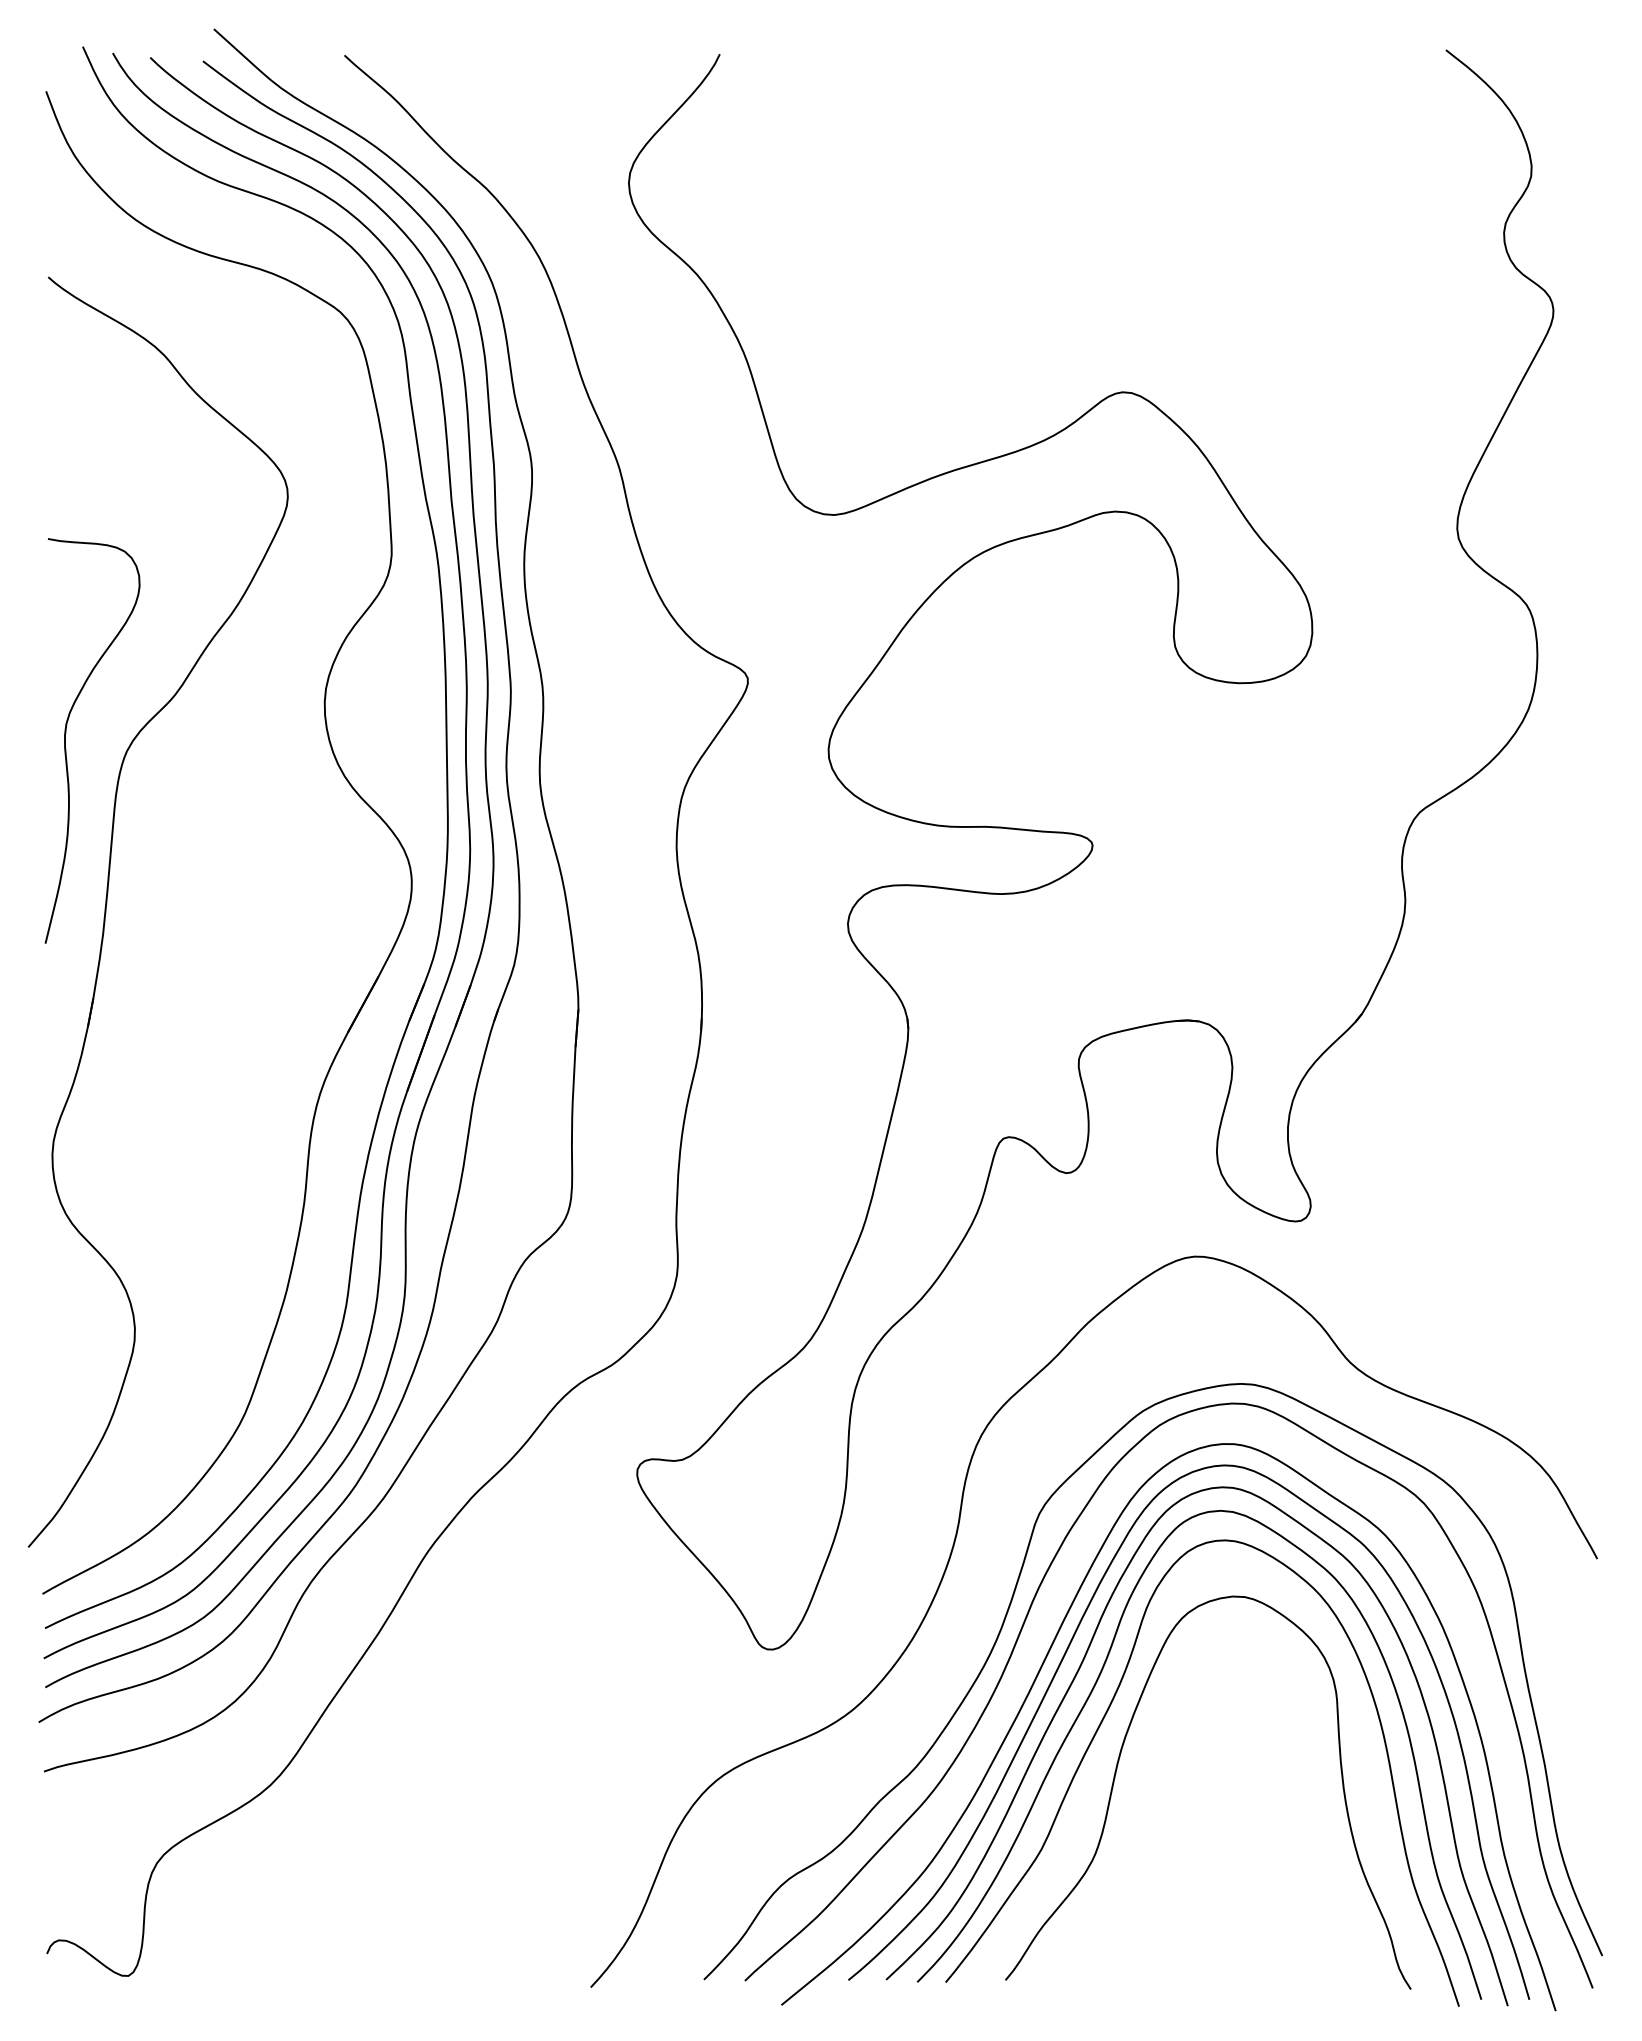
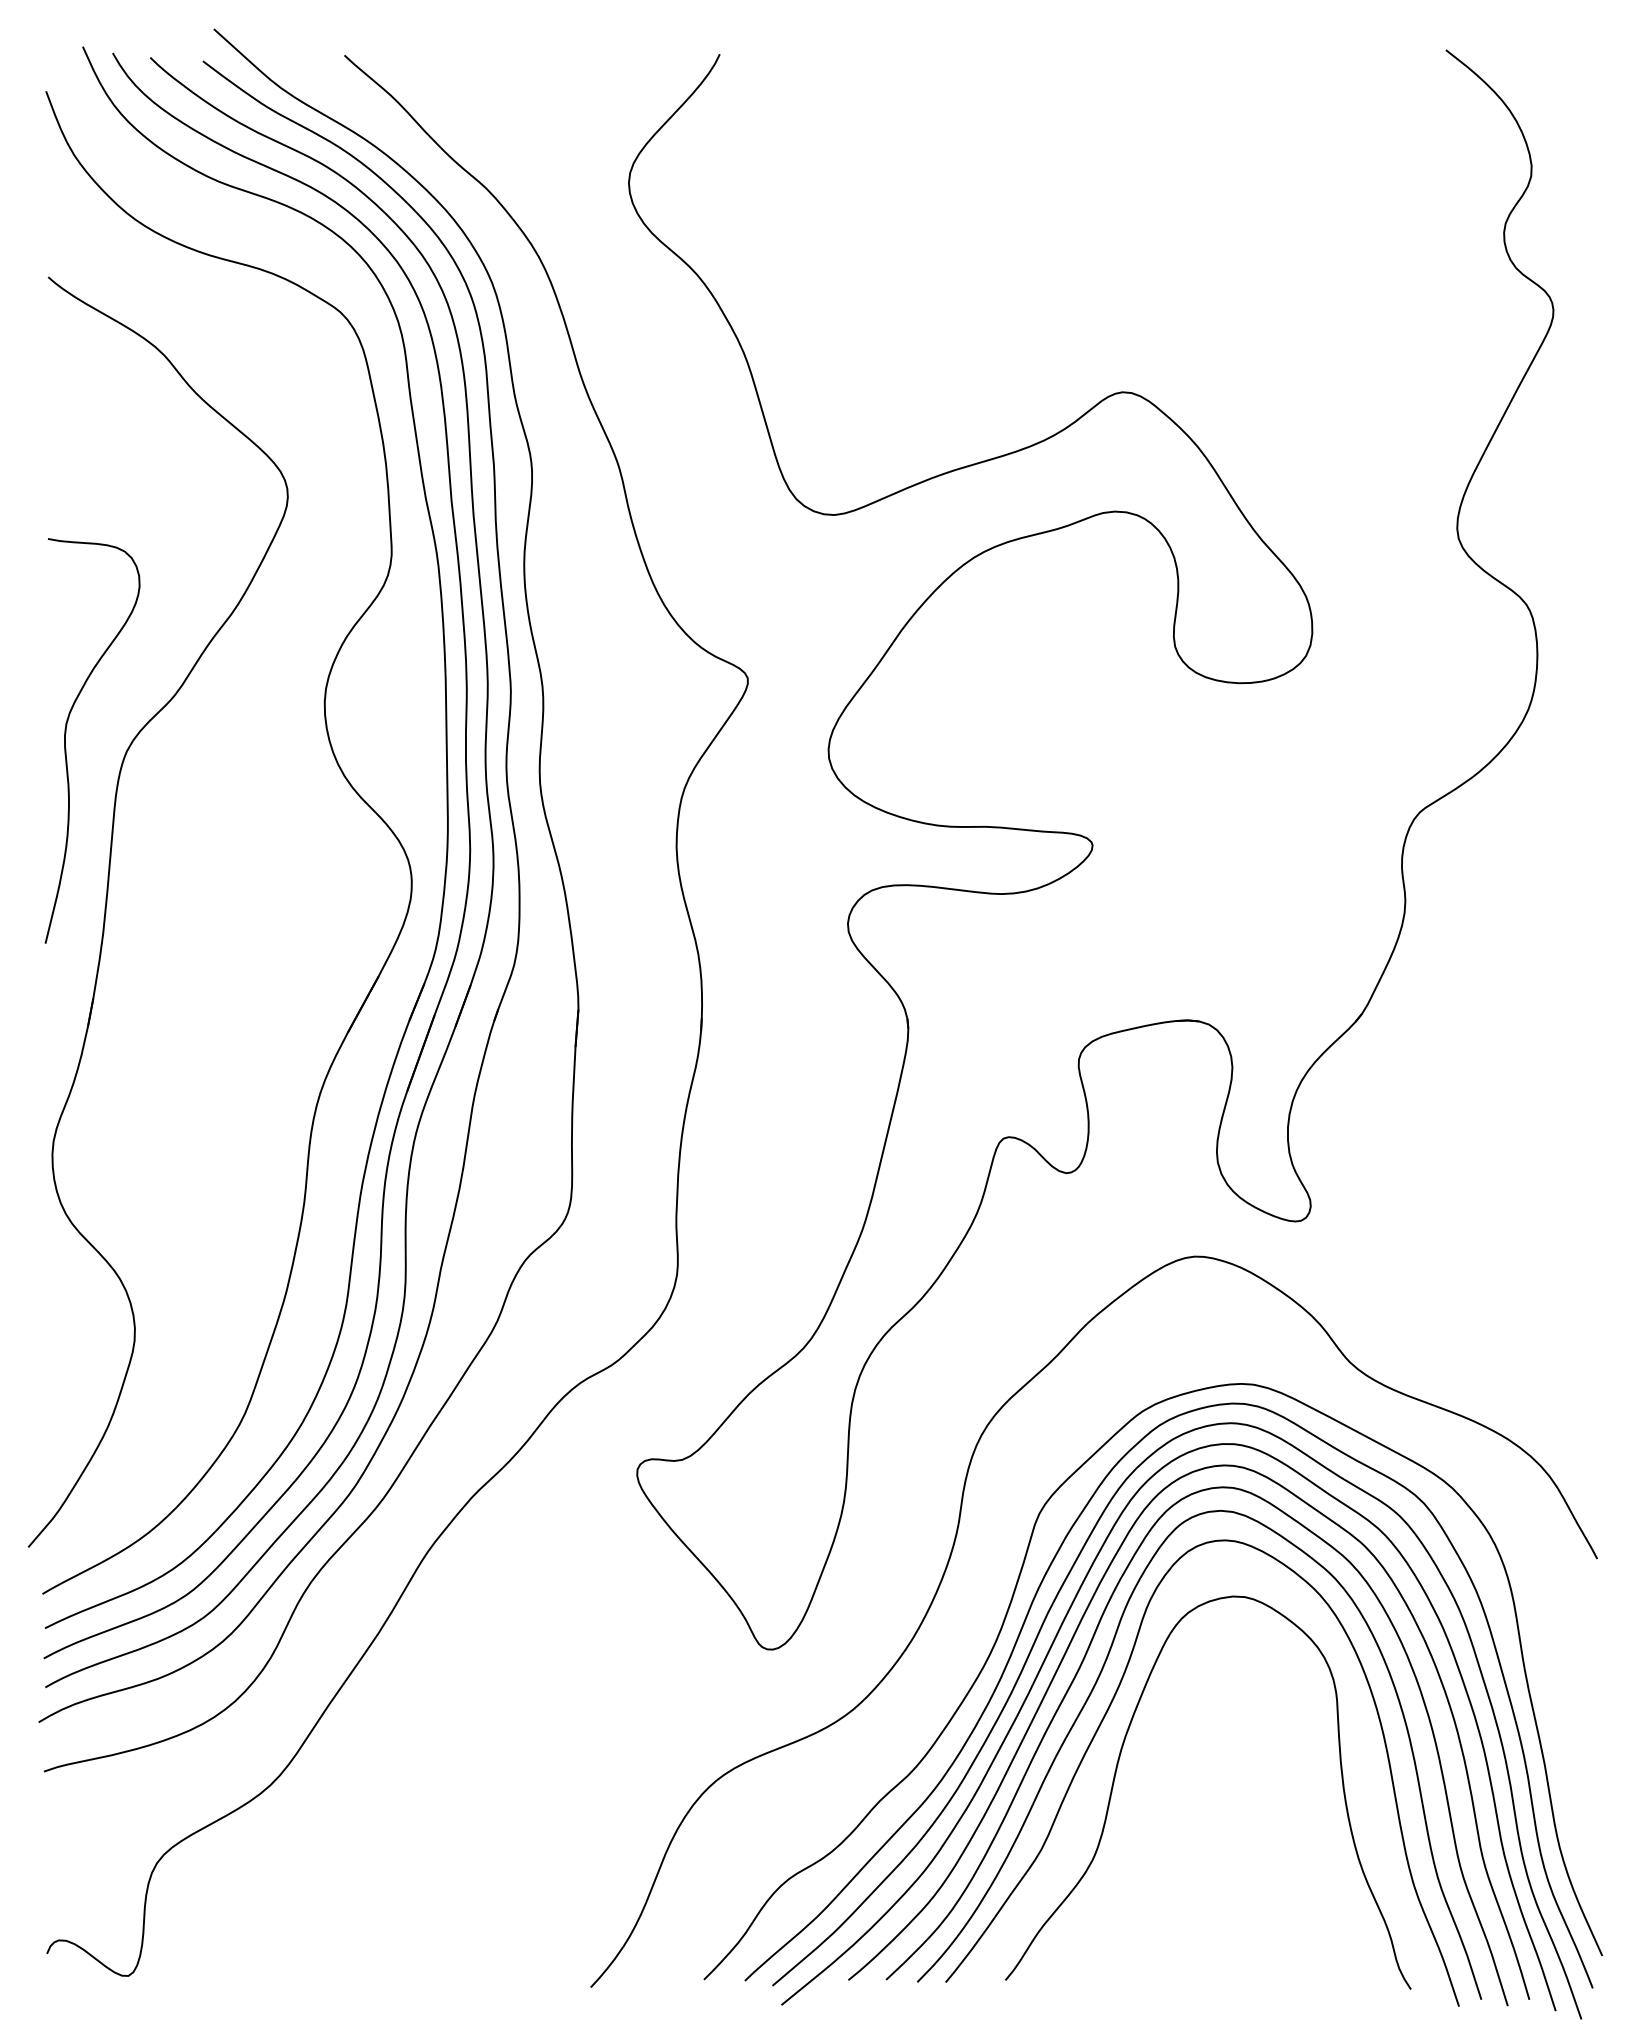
curve: none -> present (1031, 1652)
